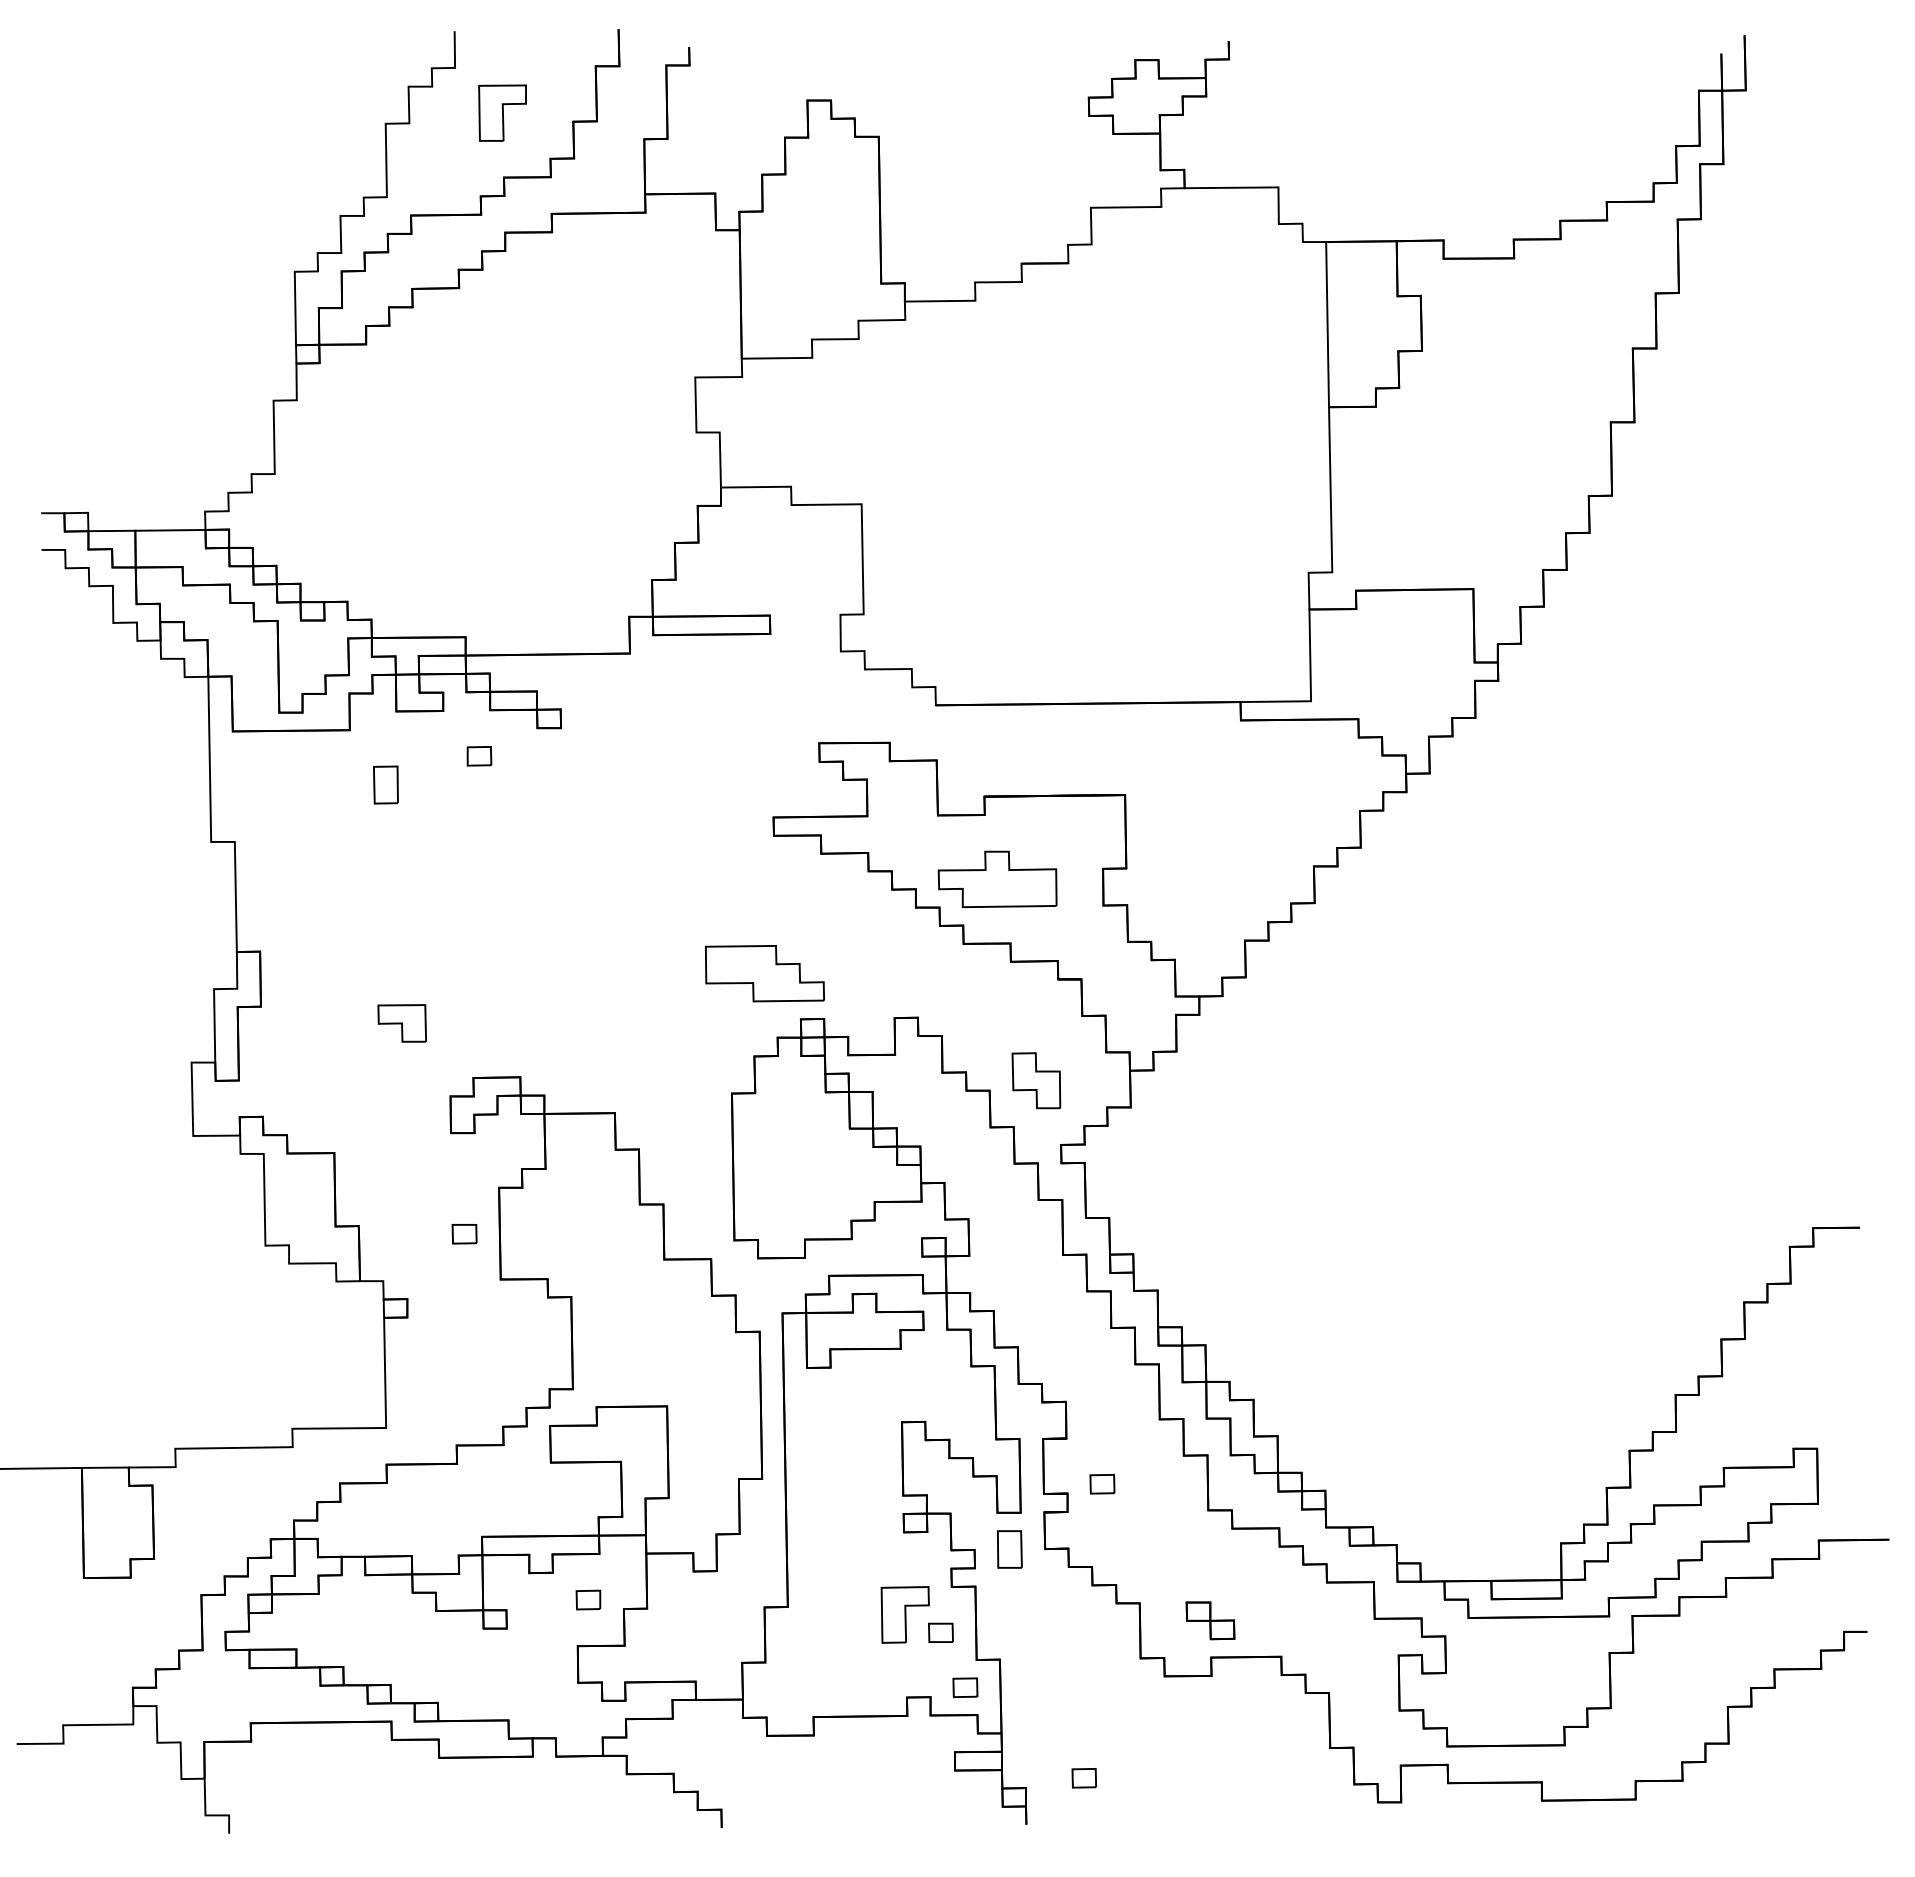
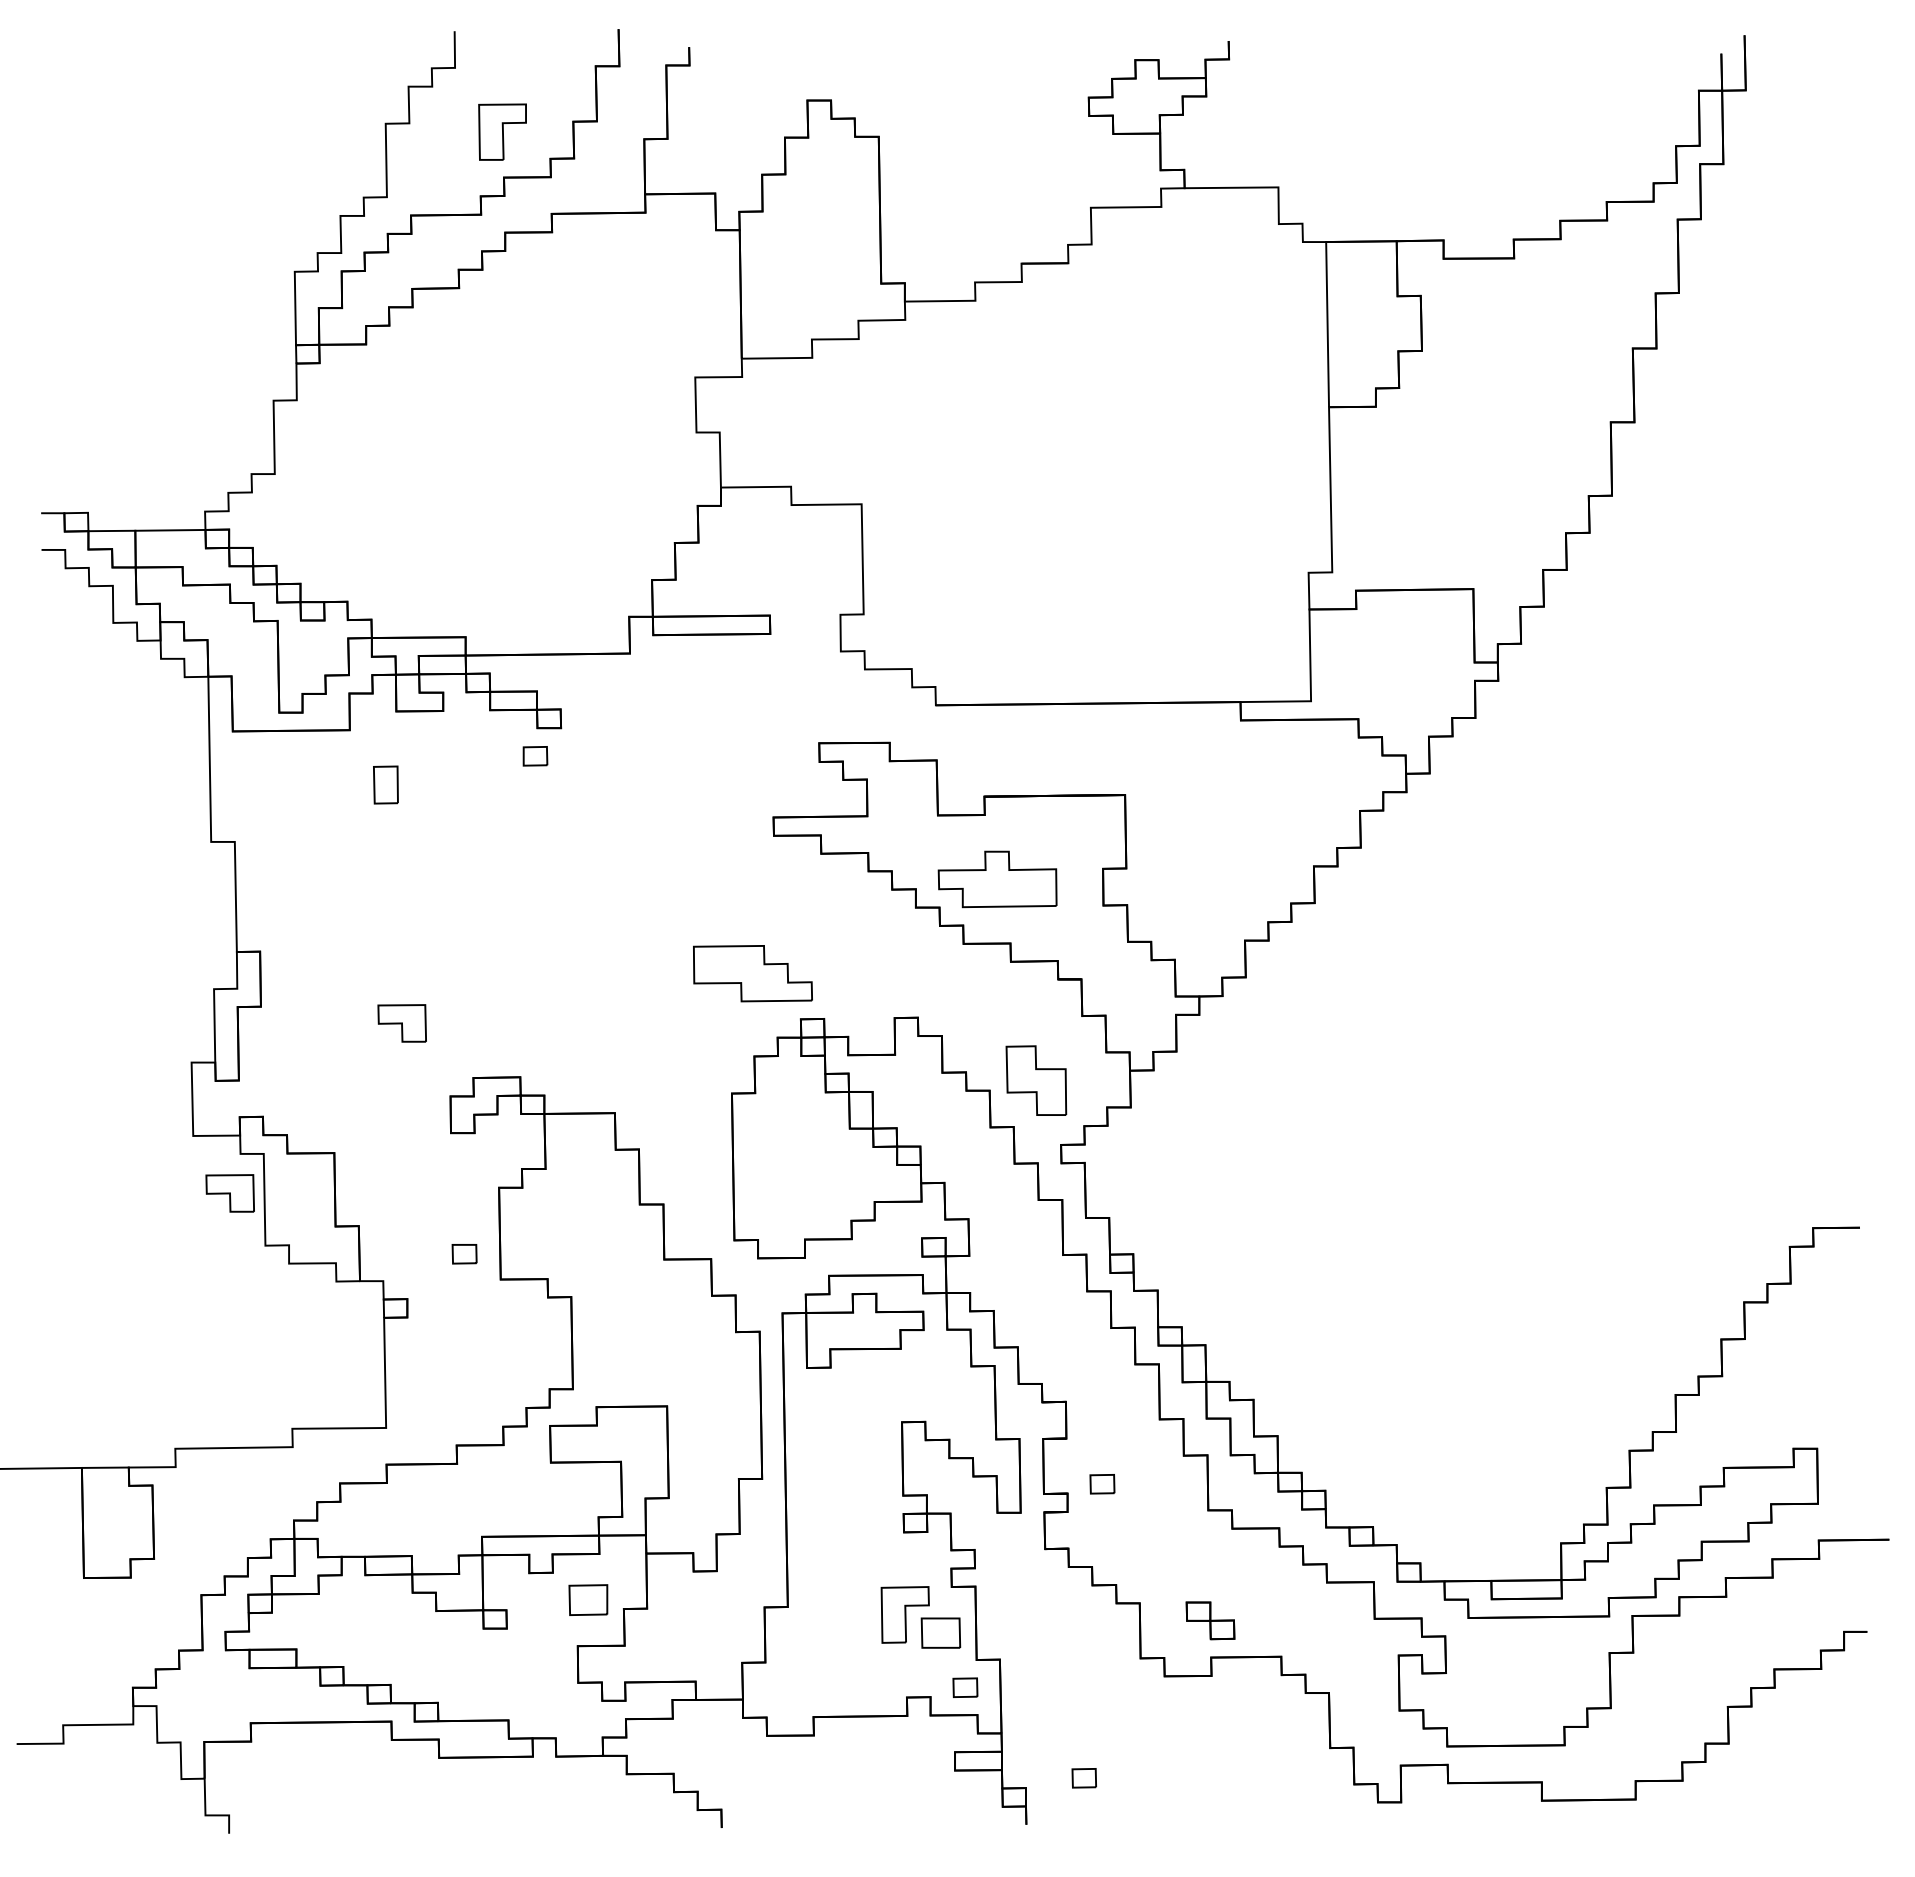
part position: (502, 112) -> (502, 131) (502, 131)
part position: (479, 756) -> (535, 756) (535, 756)
part position: (764, 973) -> (752, 973) (752, 973)
part size: 51x58 px -> 63x71 px (1036, 1080)
part: none -> present (229, 1193)
part position: (464, 1234) -> (464, 1254) (464, 1254)
part: present -> none (1009, 1549)
part size: 27x22 px -> 41x32 px (588, 1599)
part size: 26x21 px -> 42x32 px (940, 1632)
